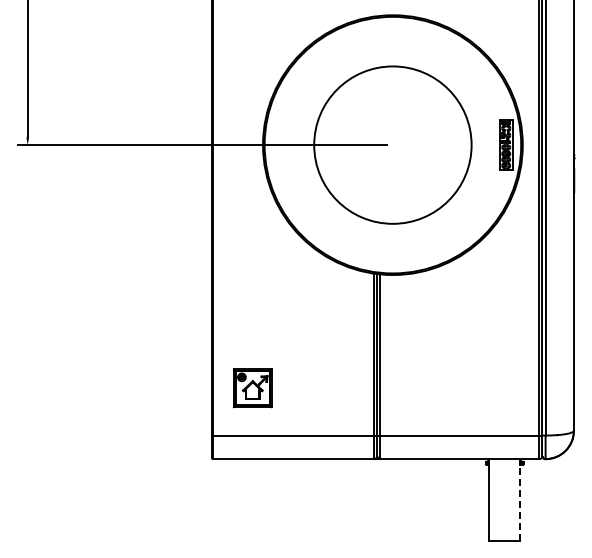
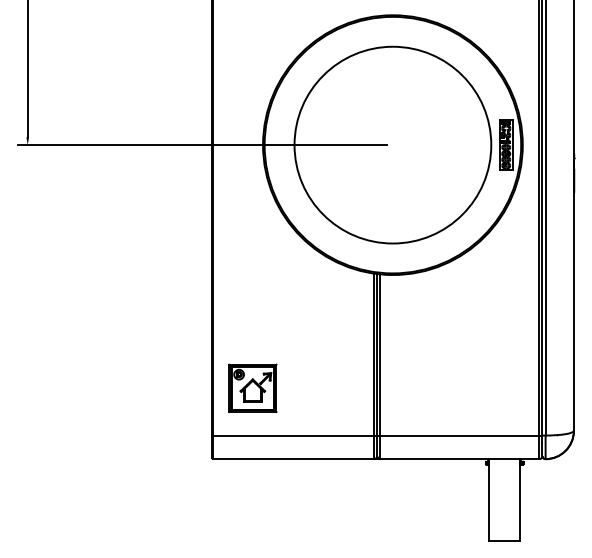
circle diameter: 157 px -> 197 px (392, 144)
part size: 41x41 px -> 50x50 px (252, 387)
line: dashed -> solid (520, 499)
